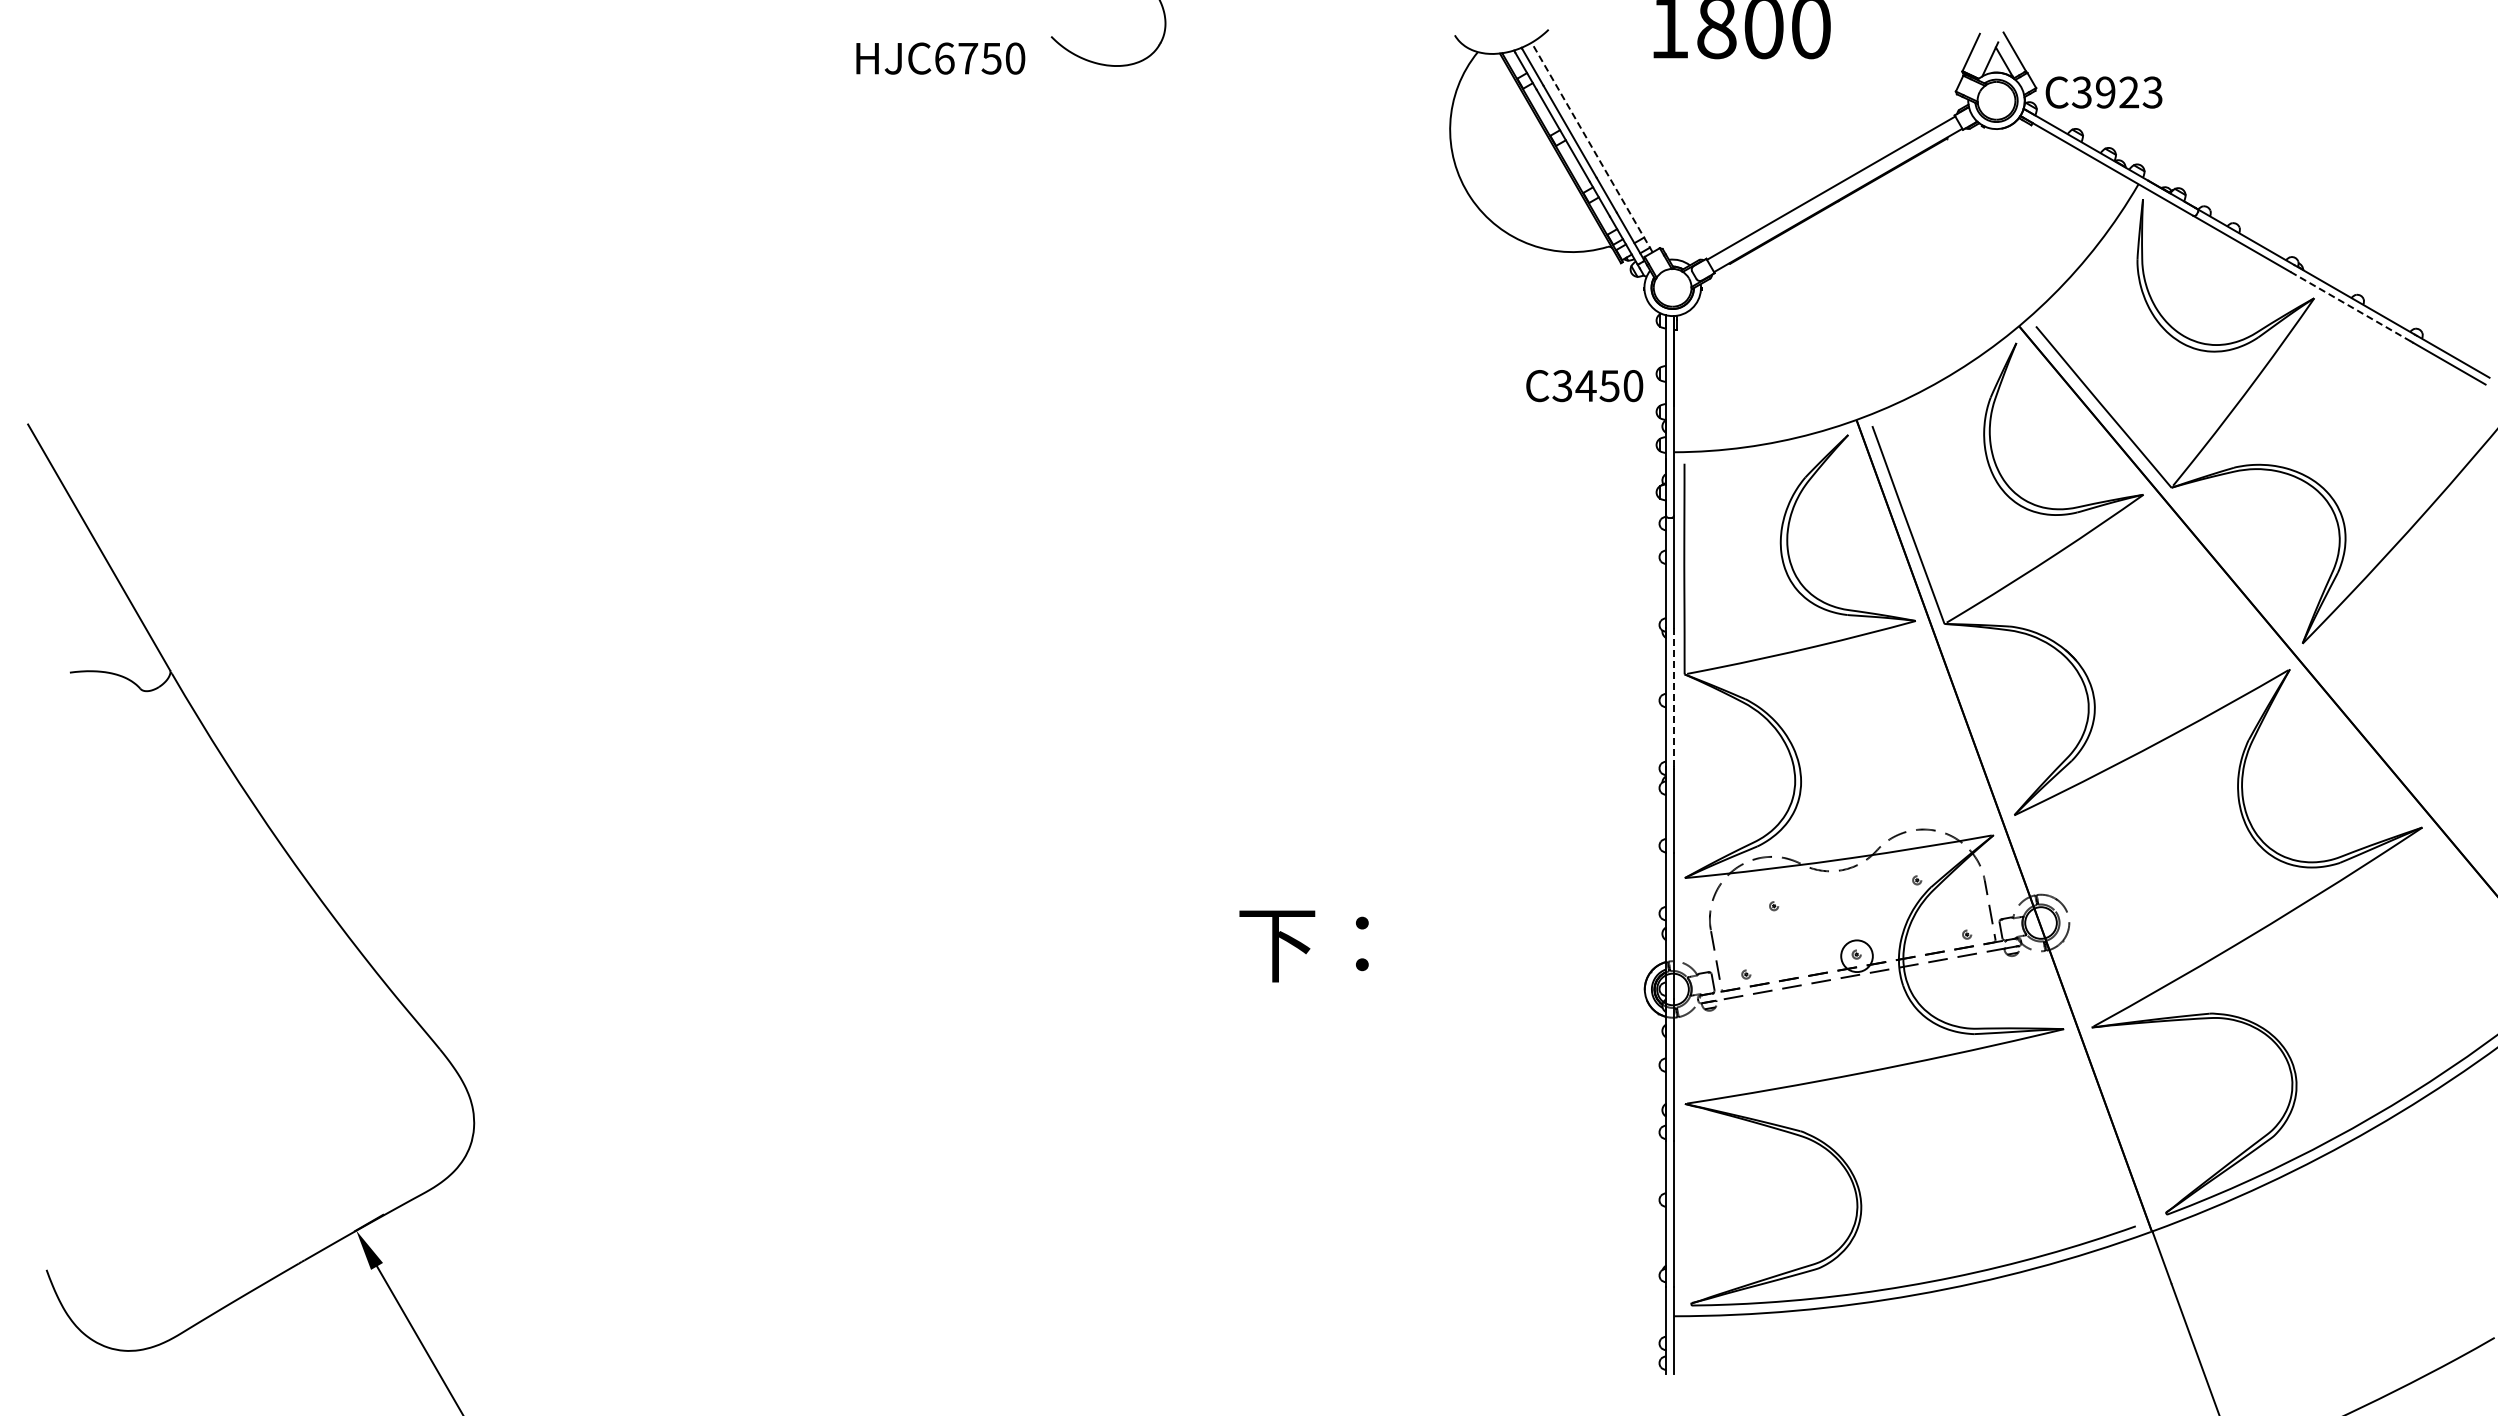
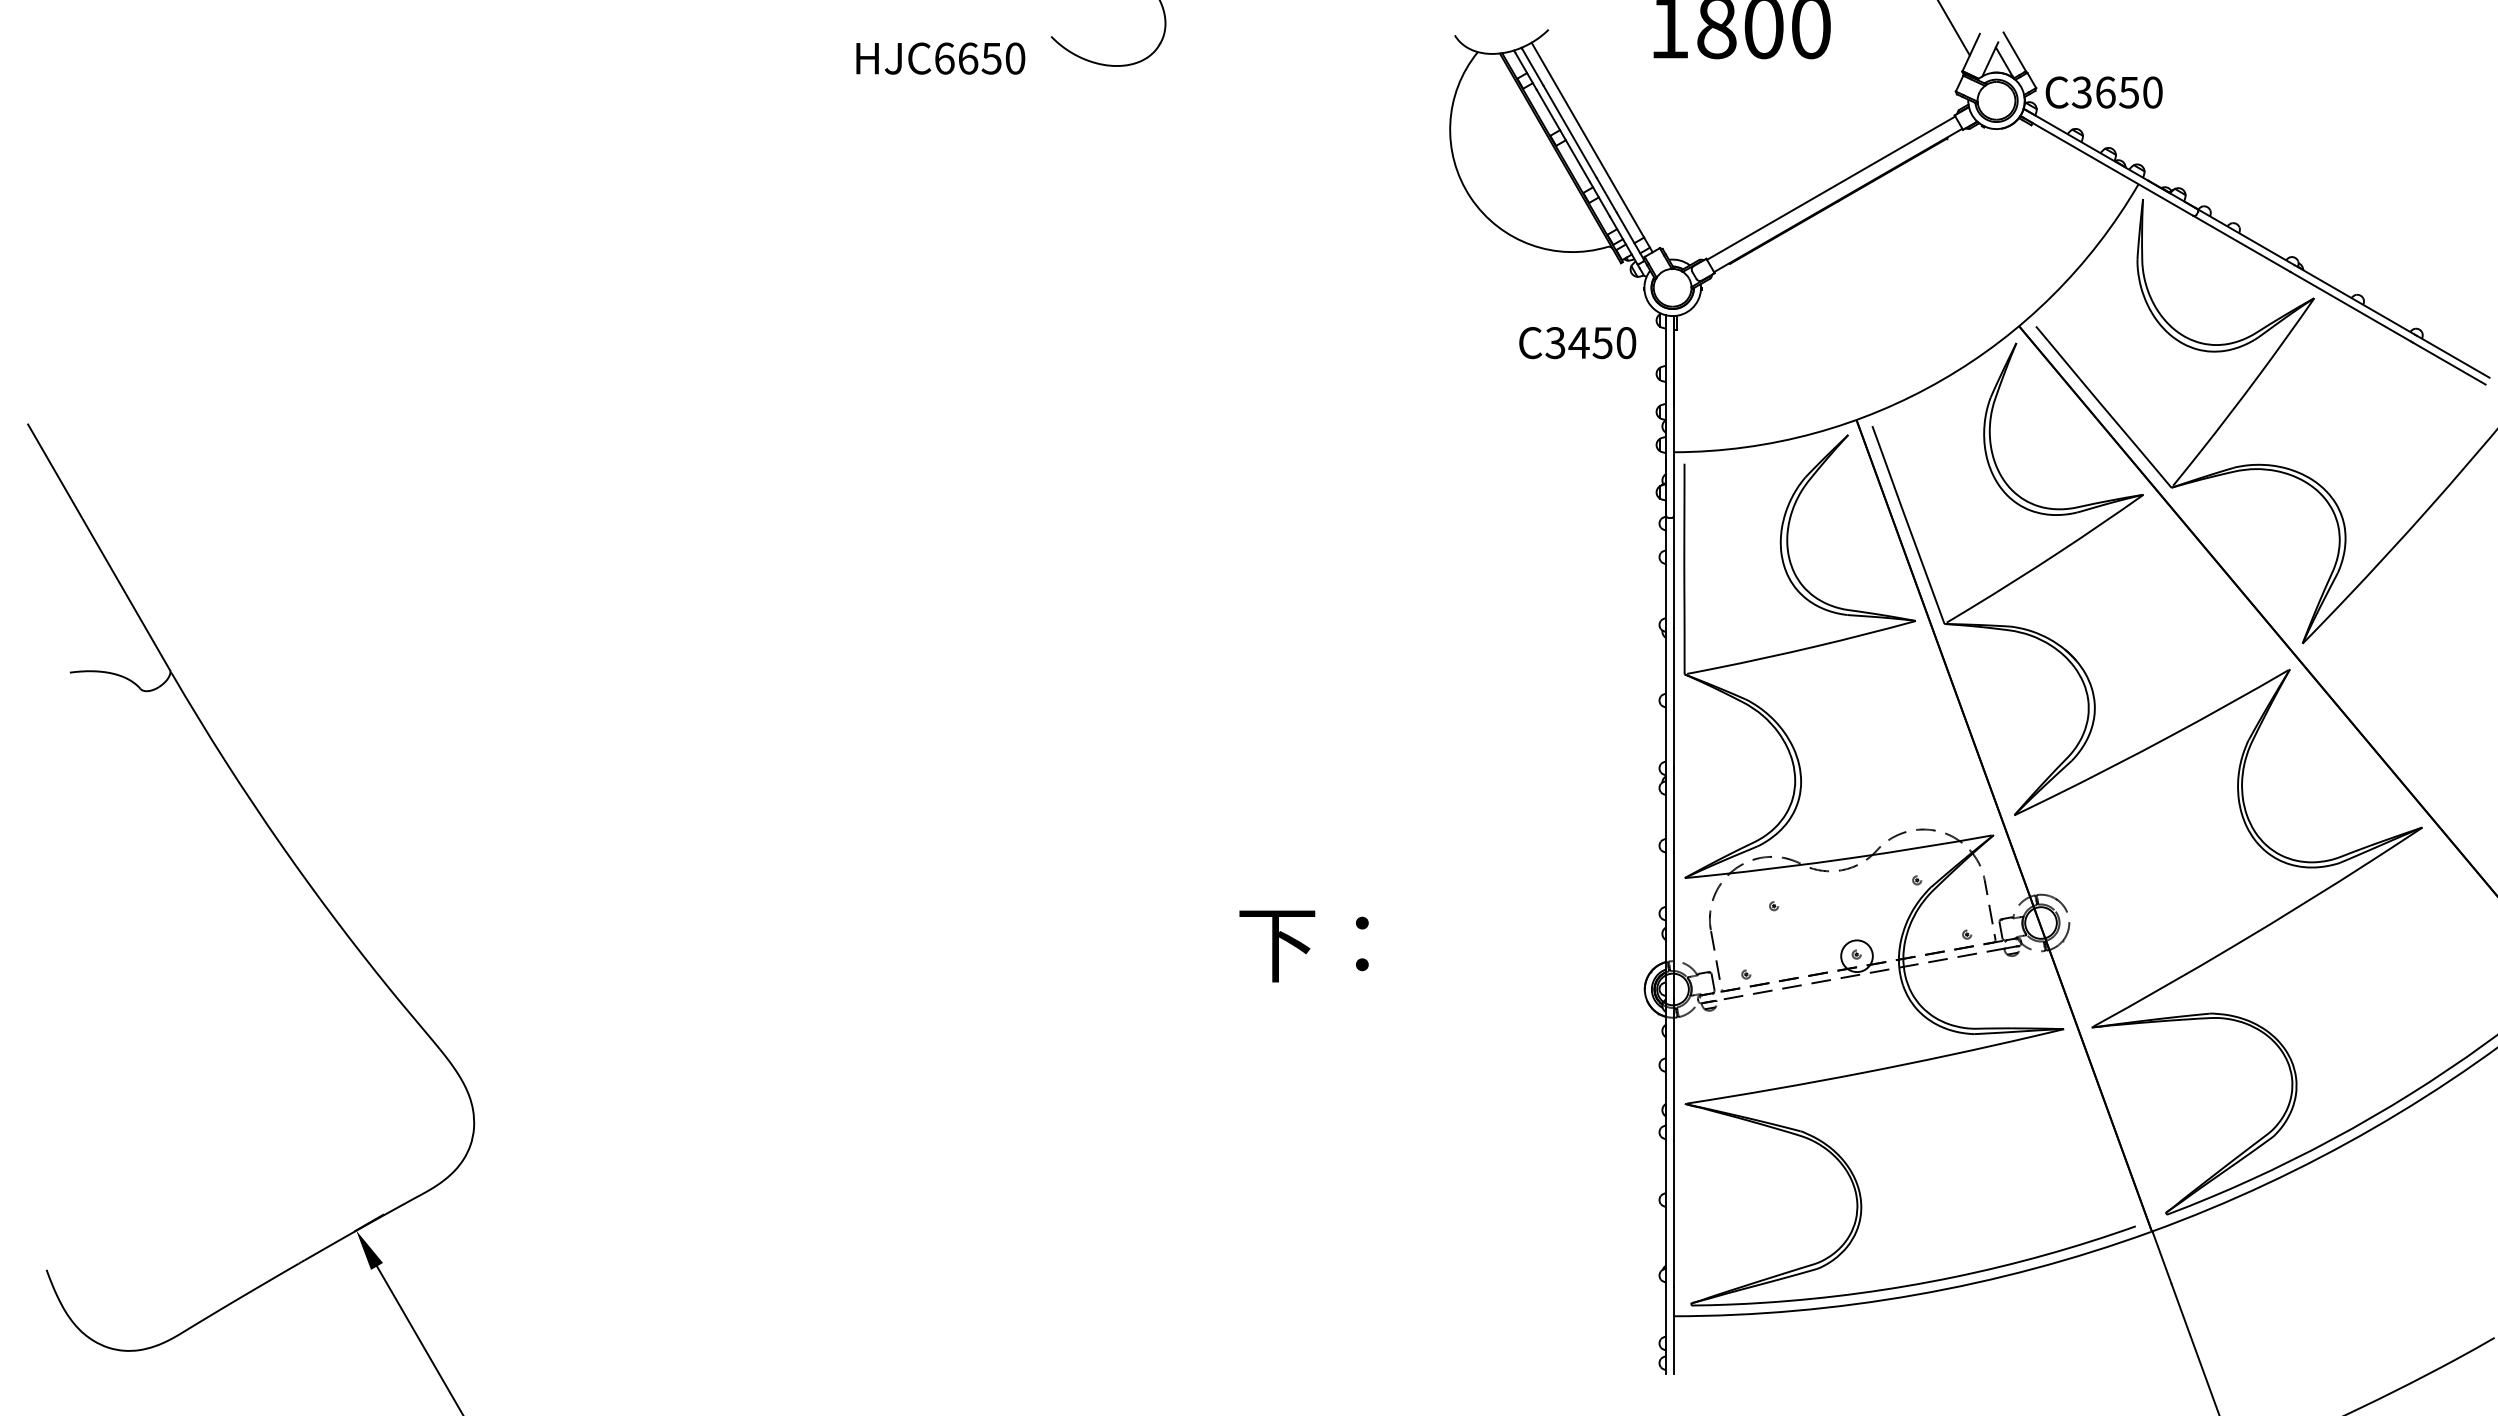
line: none -> present (1954, 28)
text: HJC6750 -> HJC6650 (968, 58)
text: C3923 -> C3650 (2129, 92)
line: dashed -> solid (1591, 147)
line: dashed -> solid (2350, 306)
text position: (1584, 386) -> (1577, 343) (1577, 343)
line: dashed -> solid (1674, 697)
